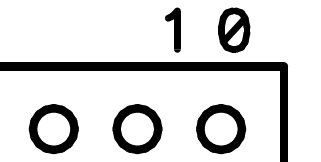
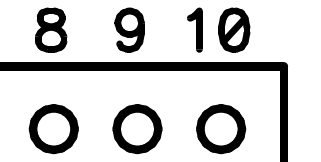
part: none -> present (51, 29)
part: none -> present (129, 29)
part position: (172, 29) -> (194, 29) (194, 29)
